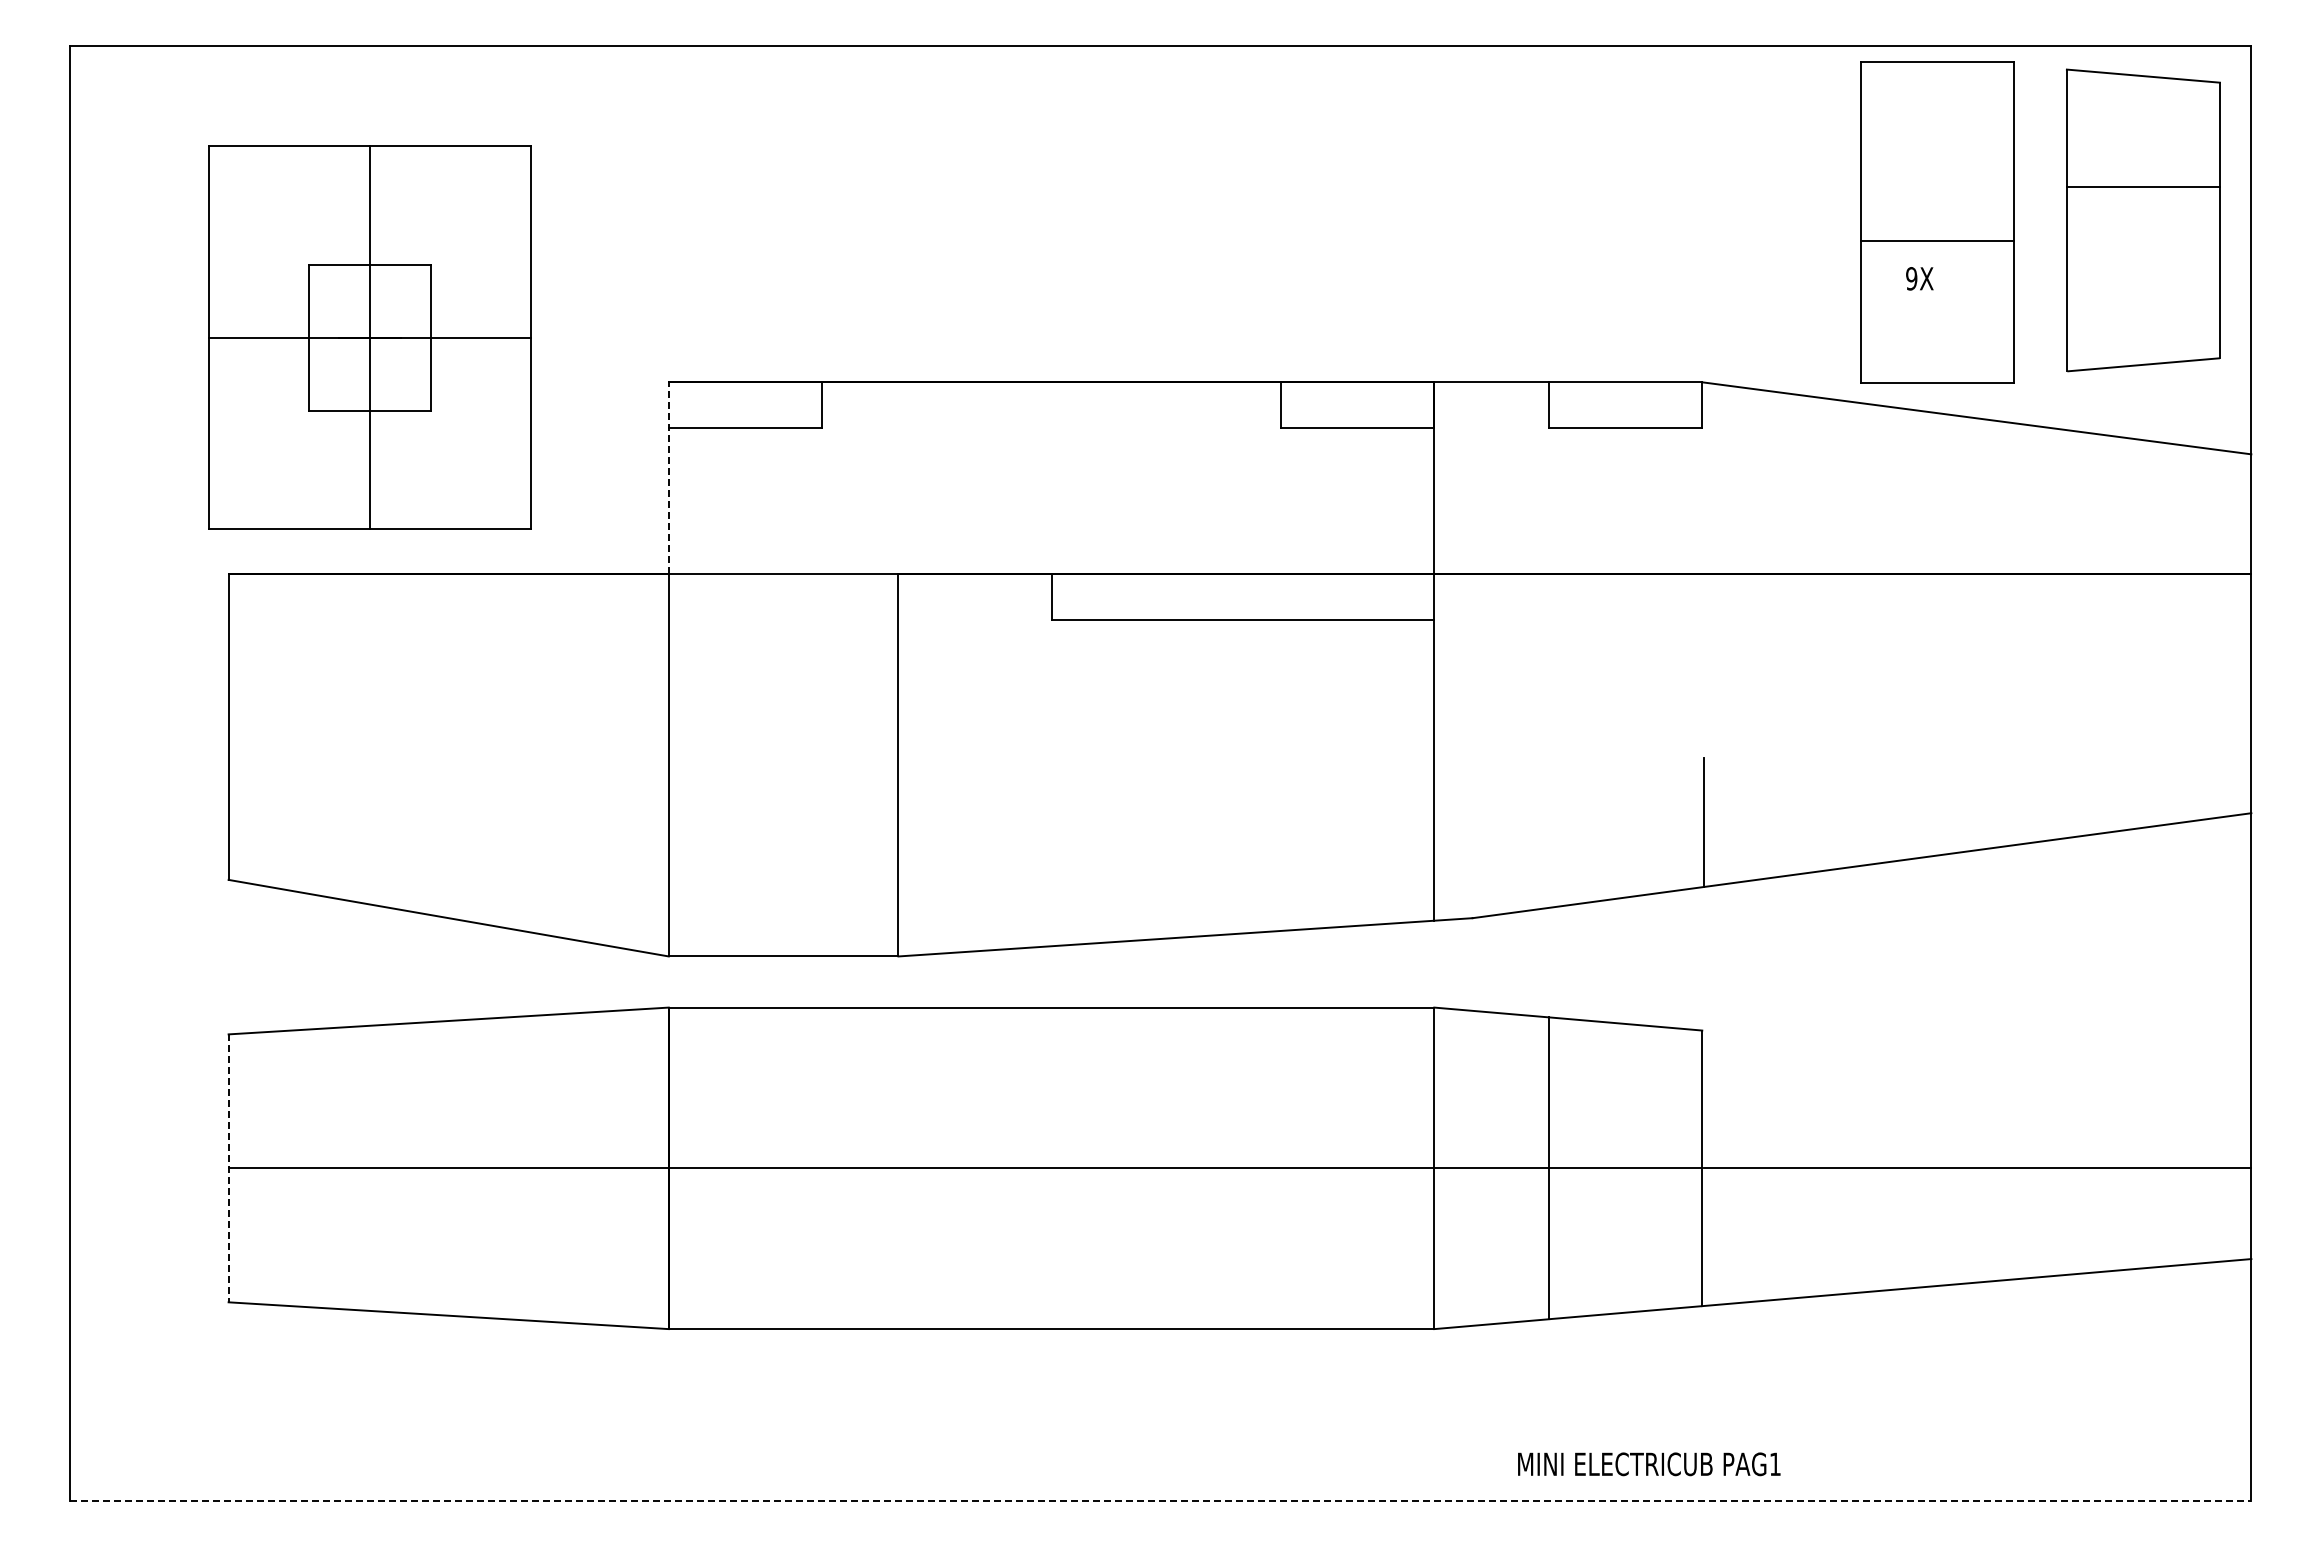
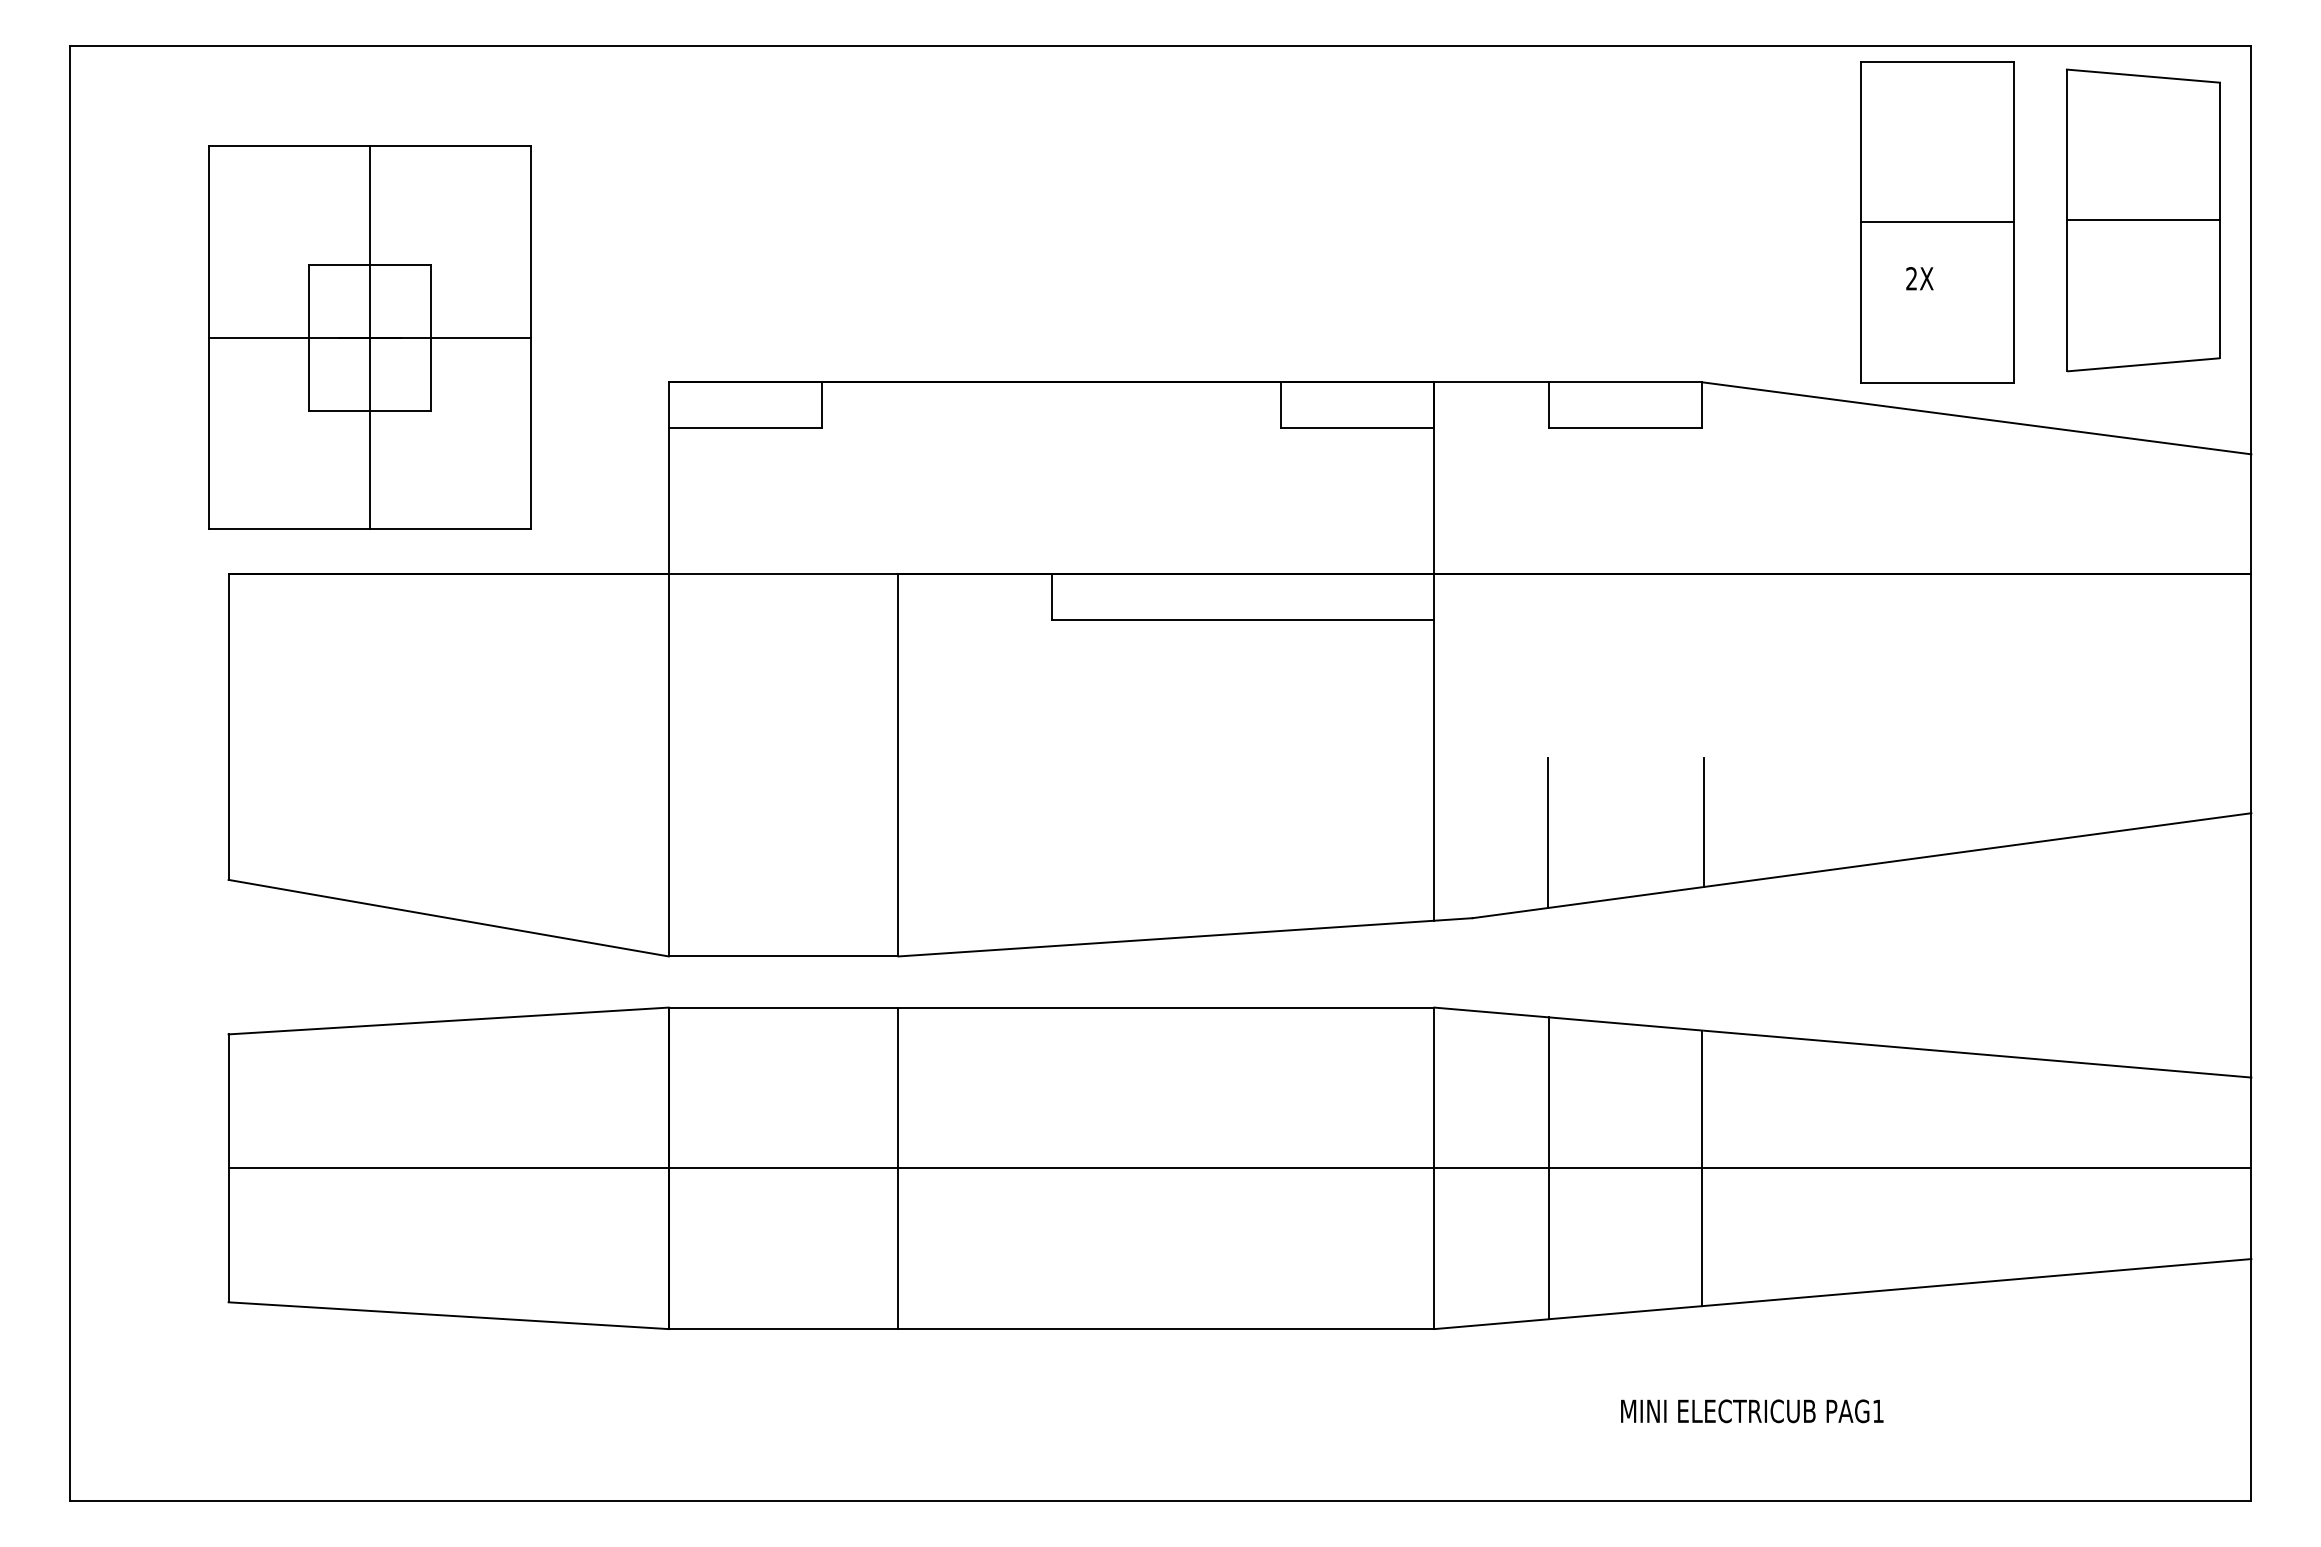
line position: (2142, 187) -> (2142, 220) (2142, 220)
line position: (1936, 241) -> (1936, 222) (1936, 222)
text: 9X -> 2X (1911, 278)
line: dashed -> solid (668, 478)
line: none -> present (1548, 832)
line: none -> present (1977, 1053)
line: dashed -> solid (228, 1168)
line: none -> present (898, 1168)
text position: (1649, 1464) -> (1752, 1411) (1752, 1411)
line: dashed -> solid (1160, 1500)
